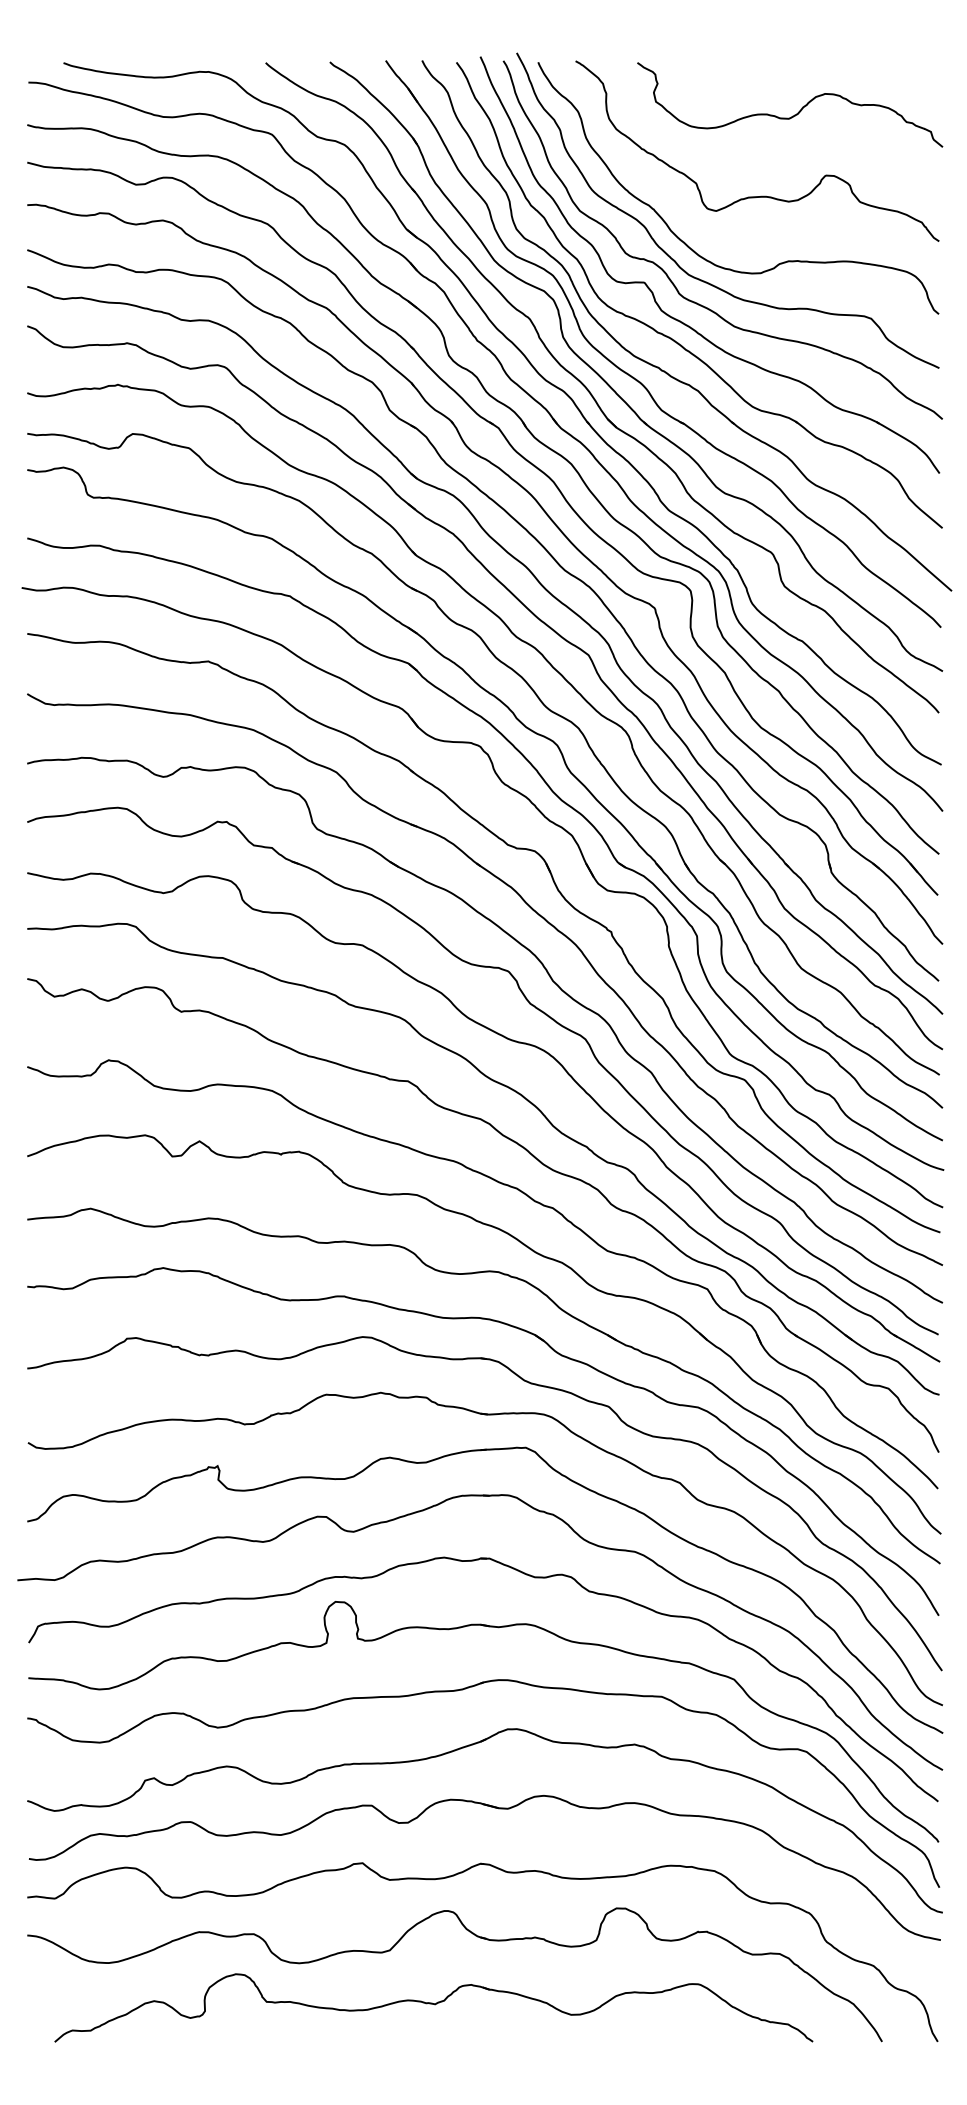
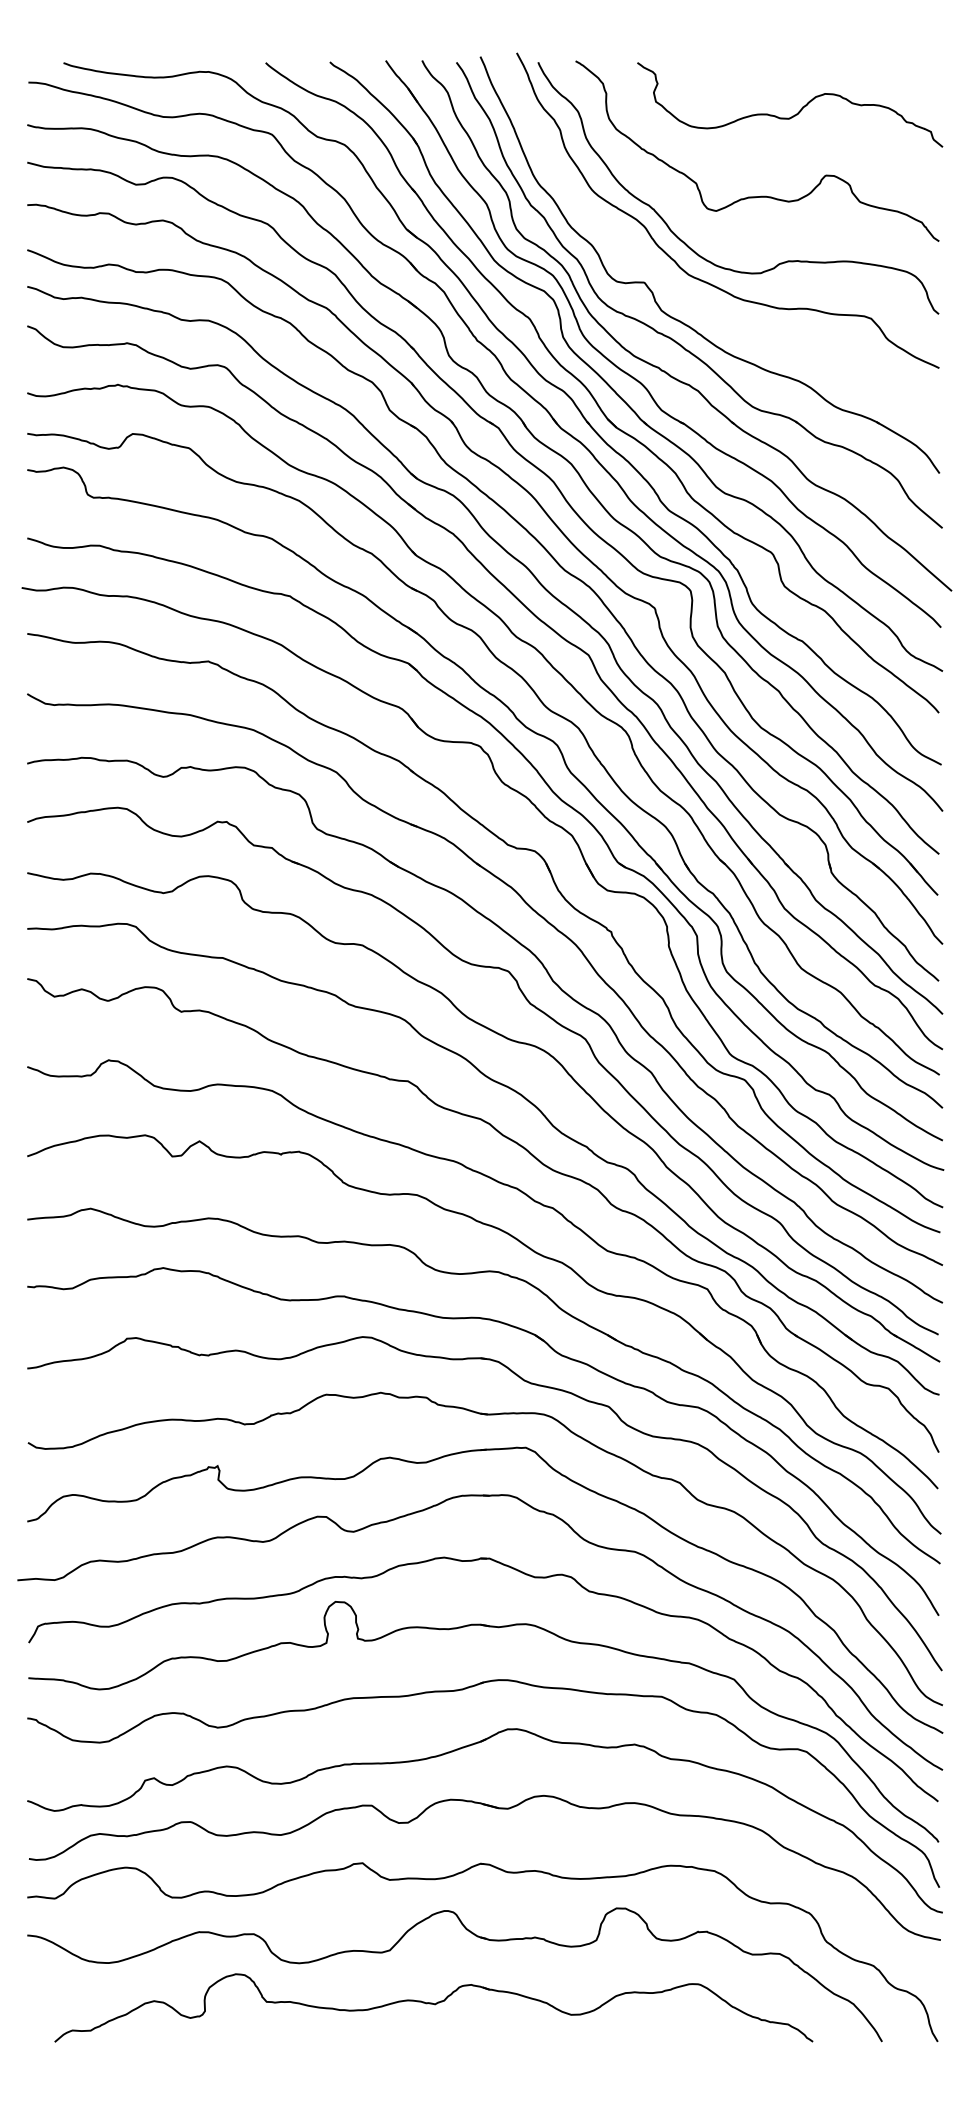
curve: present -> none (668, 275)
